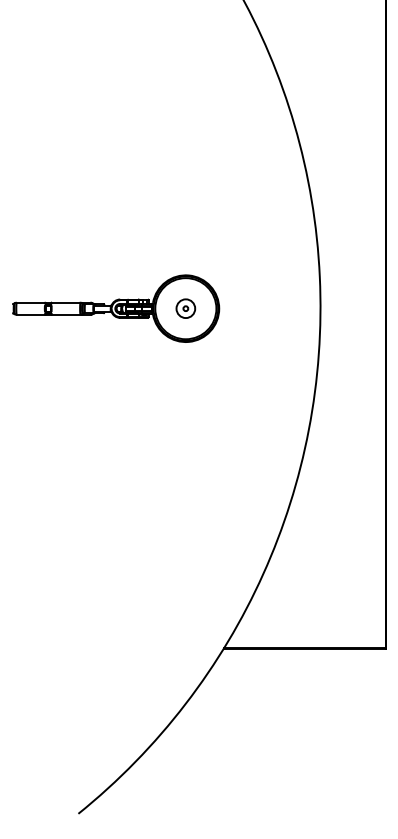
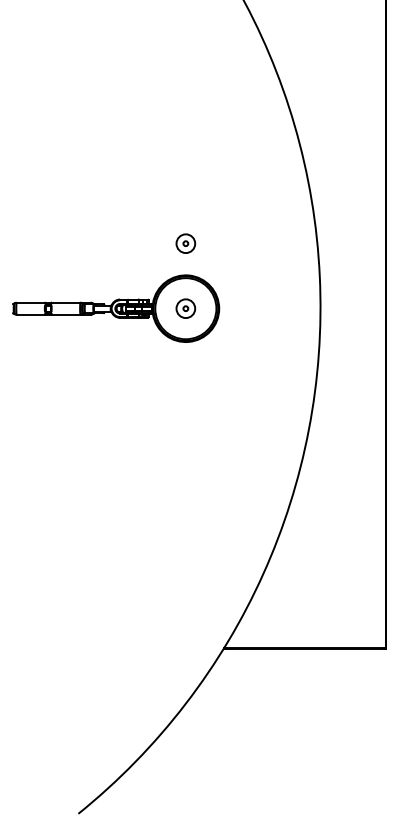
part: none -> present (185, 243)
